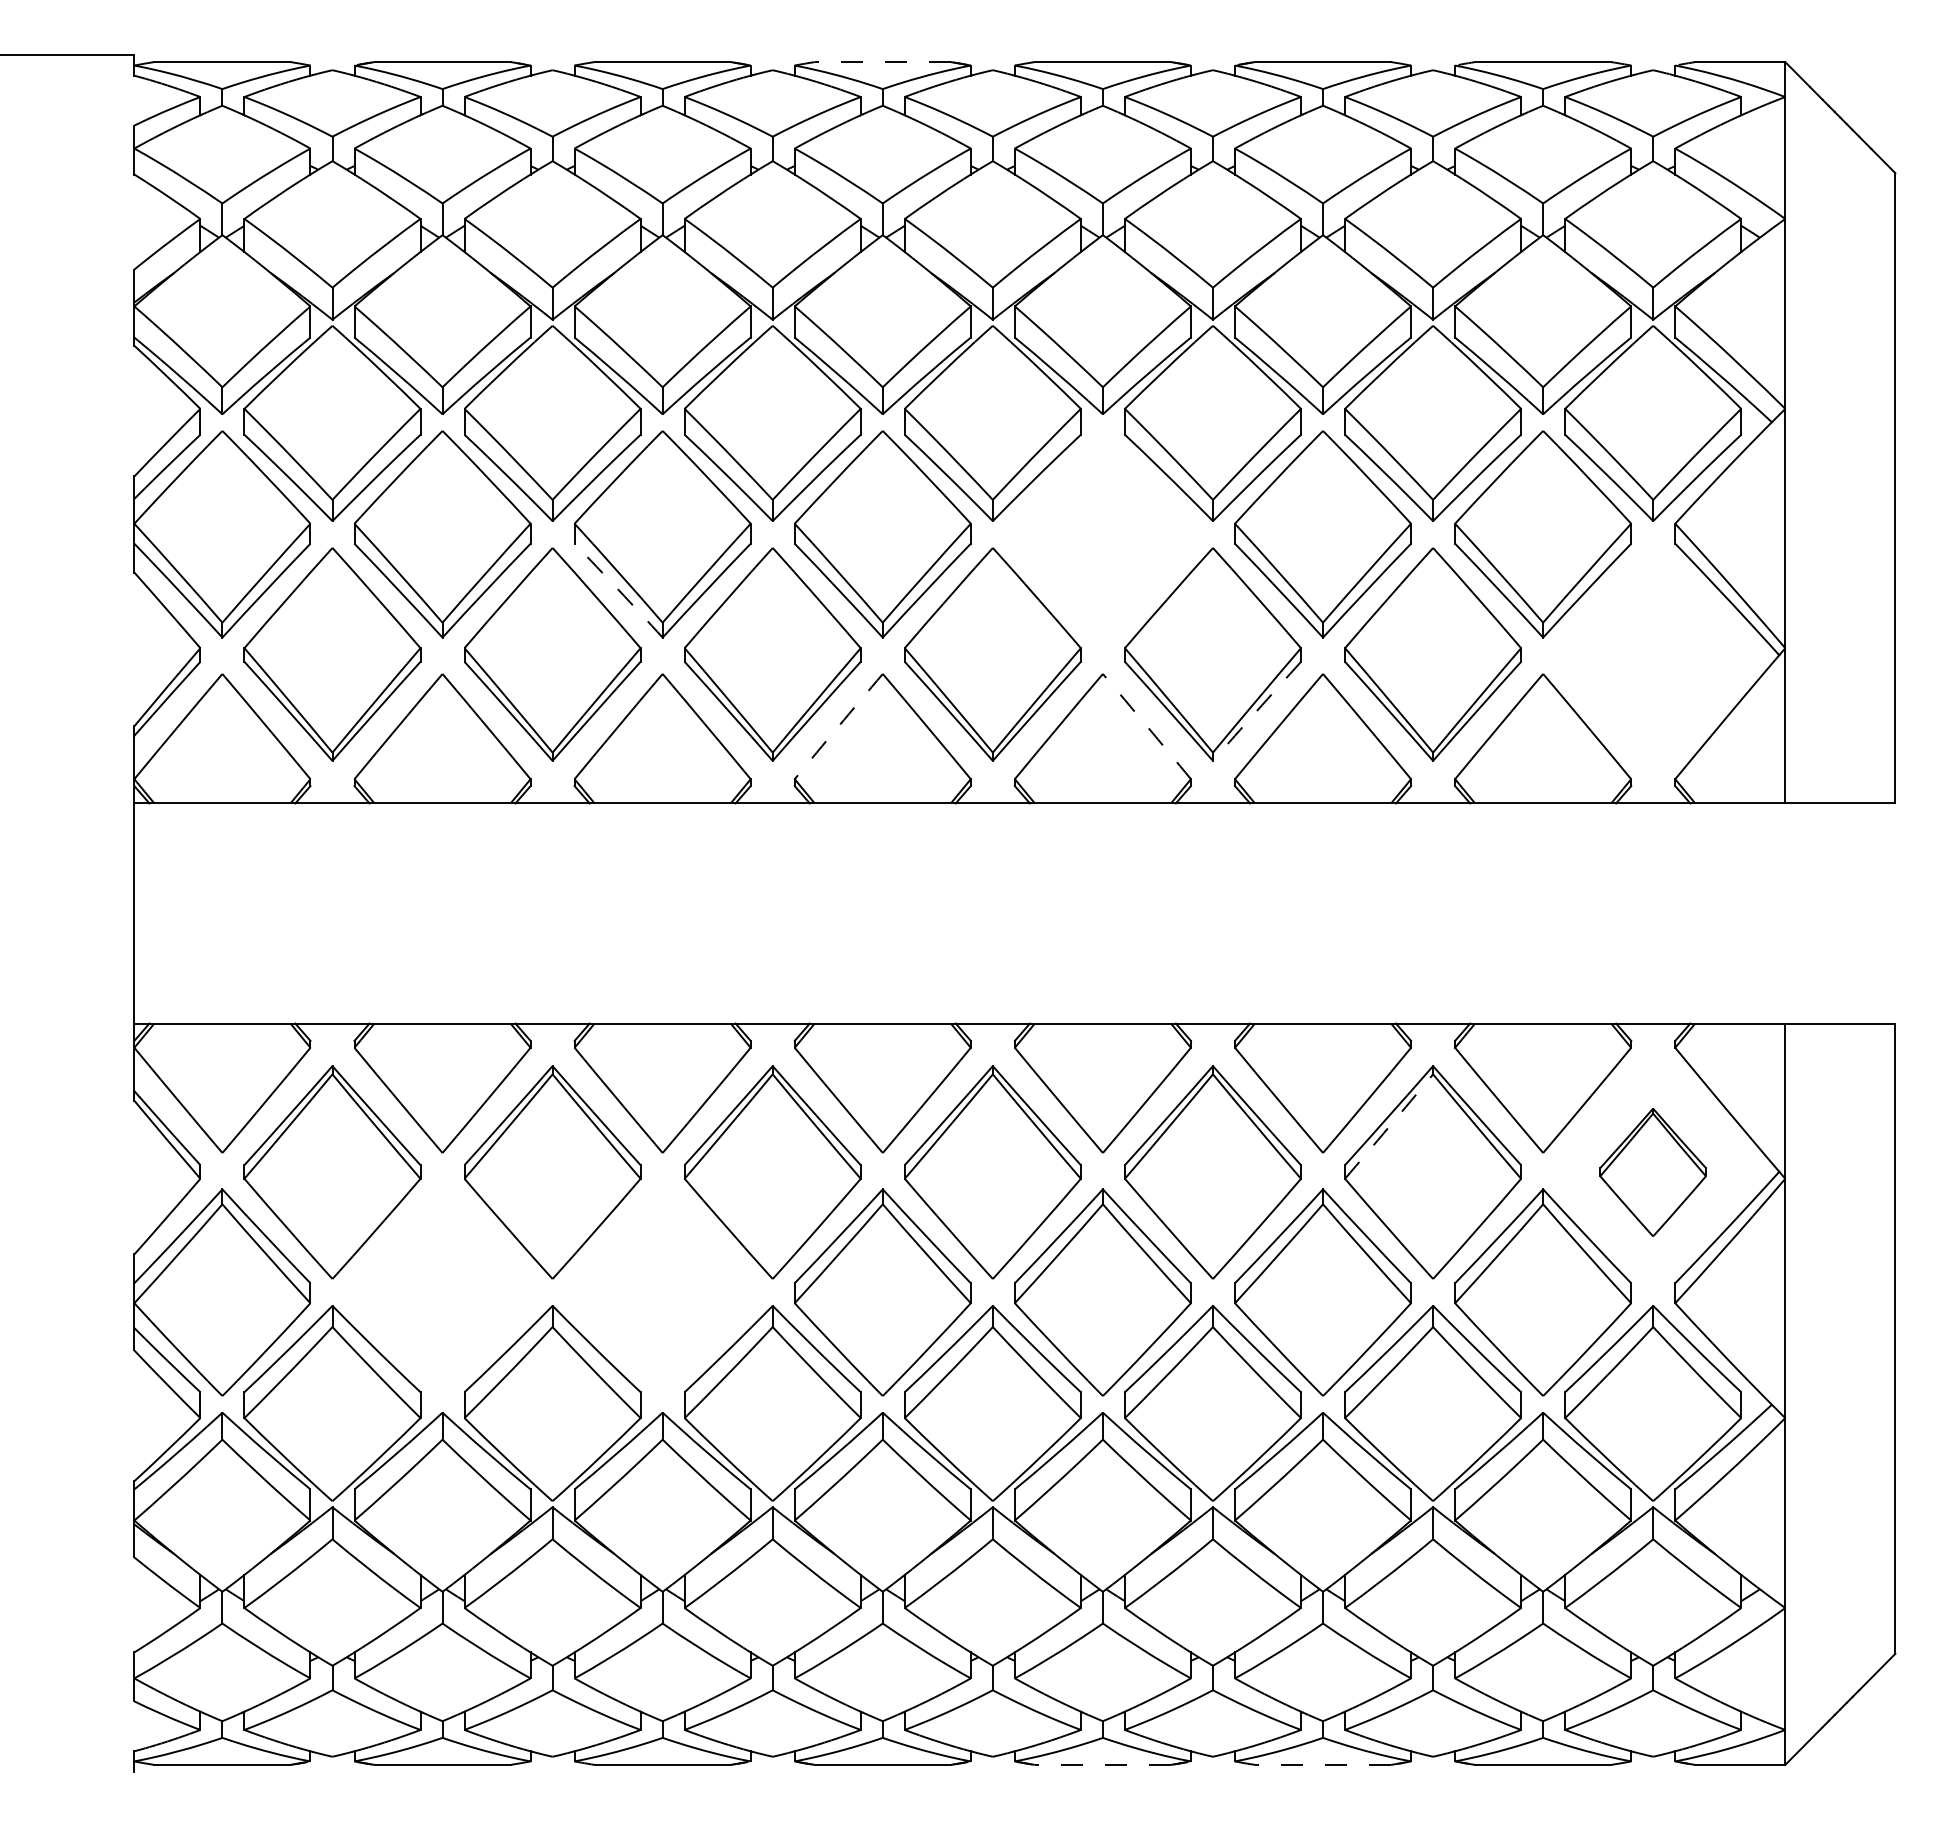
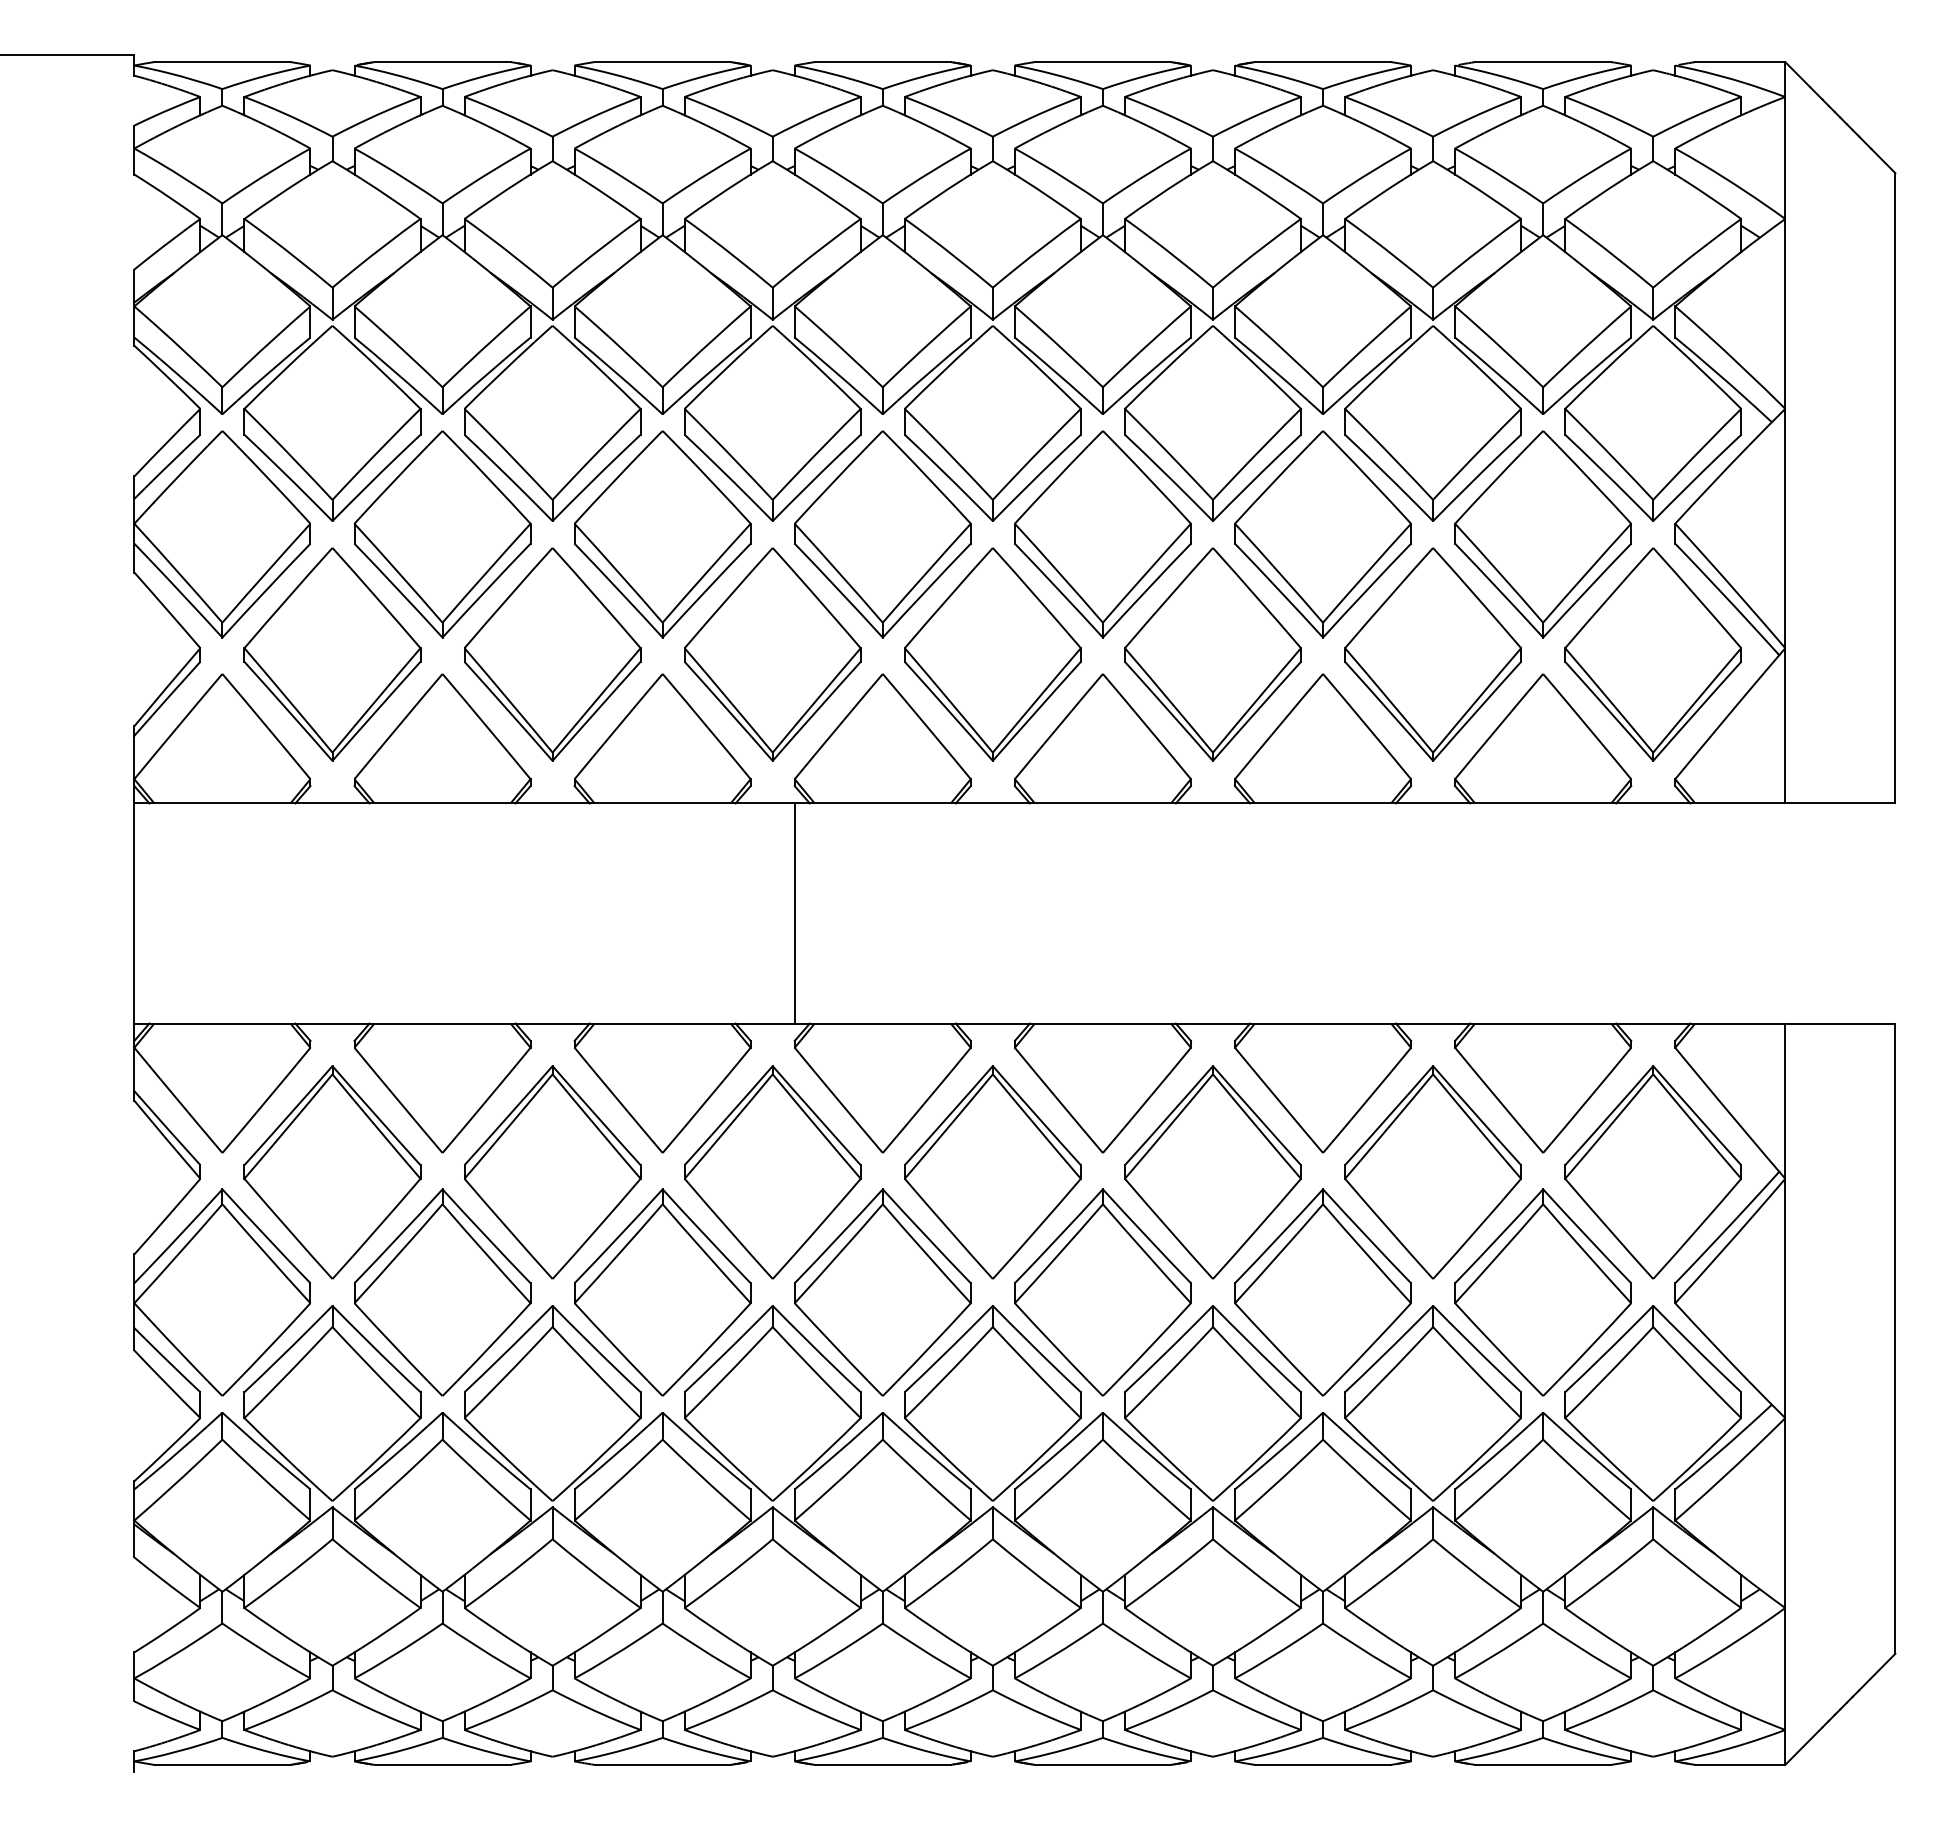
line: dashed -> solid (882, 62)
part: none -> present (1102, 534)
arc: dashed -> solid (618, 590)
part: none -> present (1652, 654)
arc: dashed -> solid (1256, 711)
arc: dashed -> solid (838, 726)
arc: dashed -> solid (1147, 726)
line: none -> present (794, 913)
arc: dashed -> solid (1389, 1126)
part size: 108x129 px -> 178x215 px (1652, 1172)
part: none -> present (442, 1292)
part: none -> present (662, 1292)
line: dashed -> solid (1102, 1764)
line: dashed -> solid (1322, 1764)
